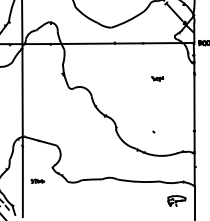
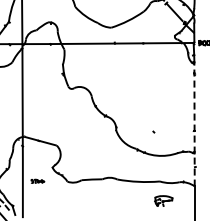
part: present -> none (157, 78)
line: solid -> dashed (194, 123)
part position: (176, 200) -> (163, 200) (163, 200)
